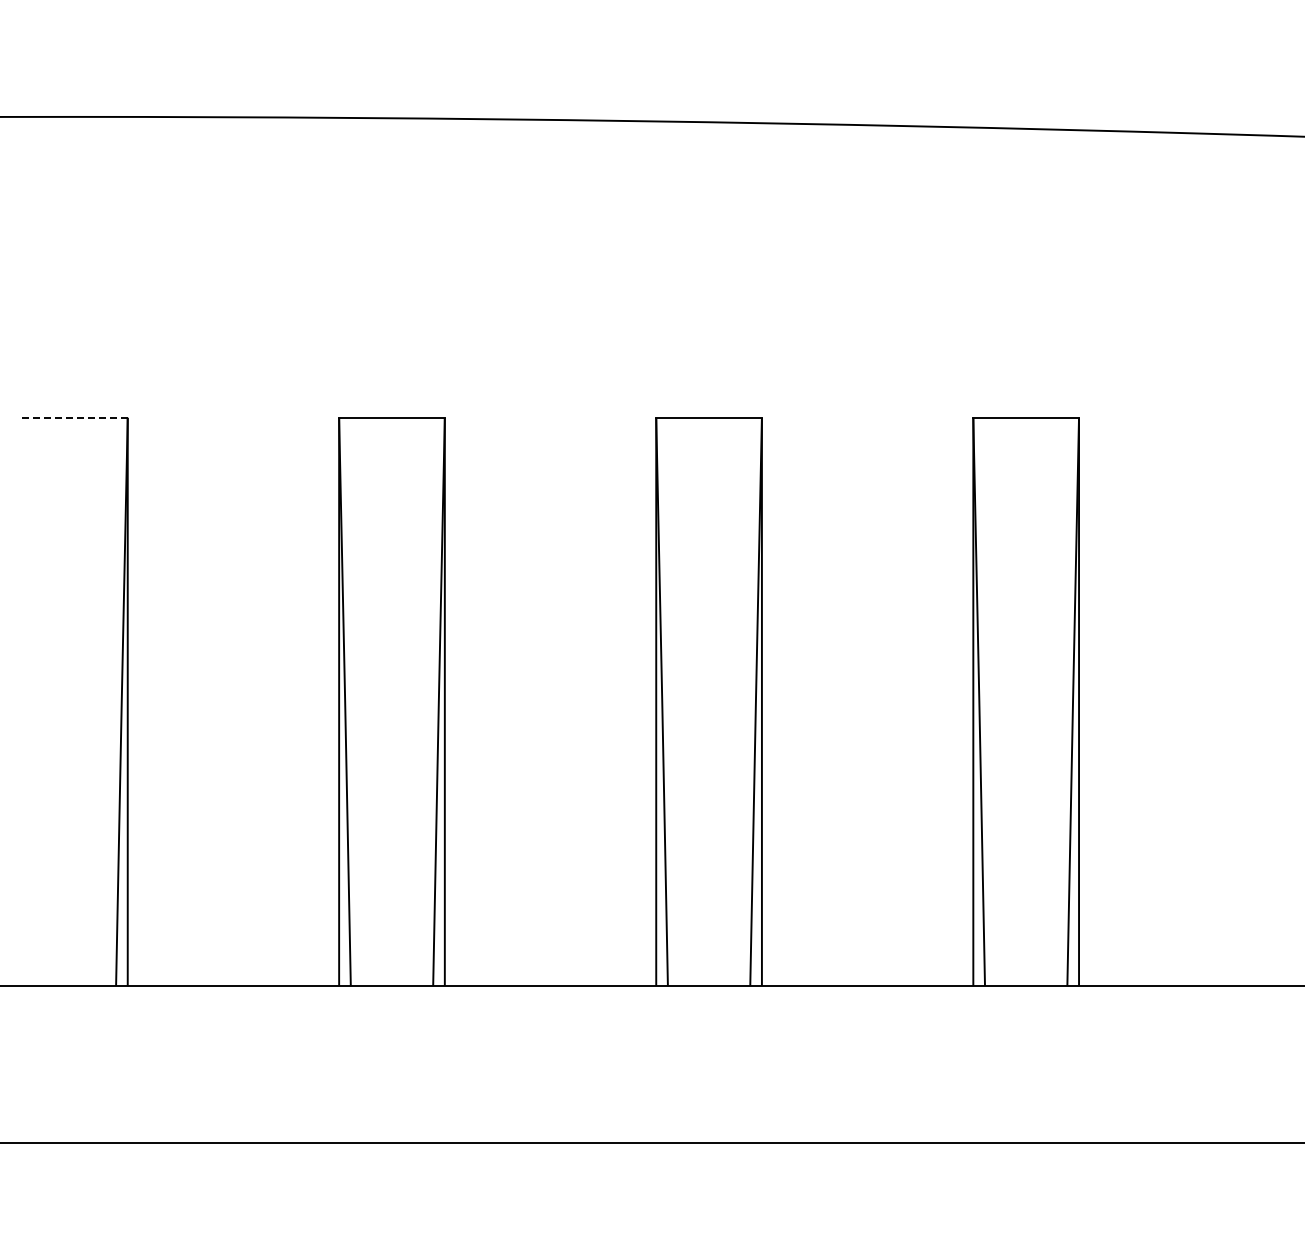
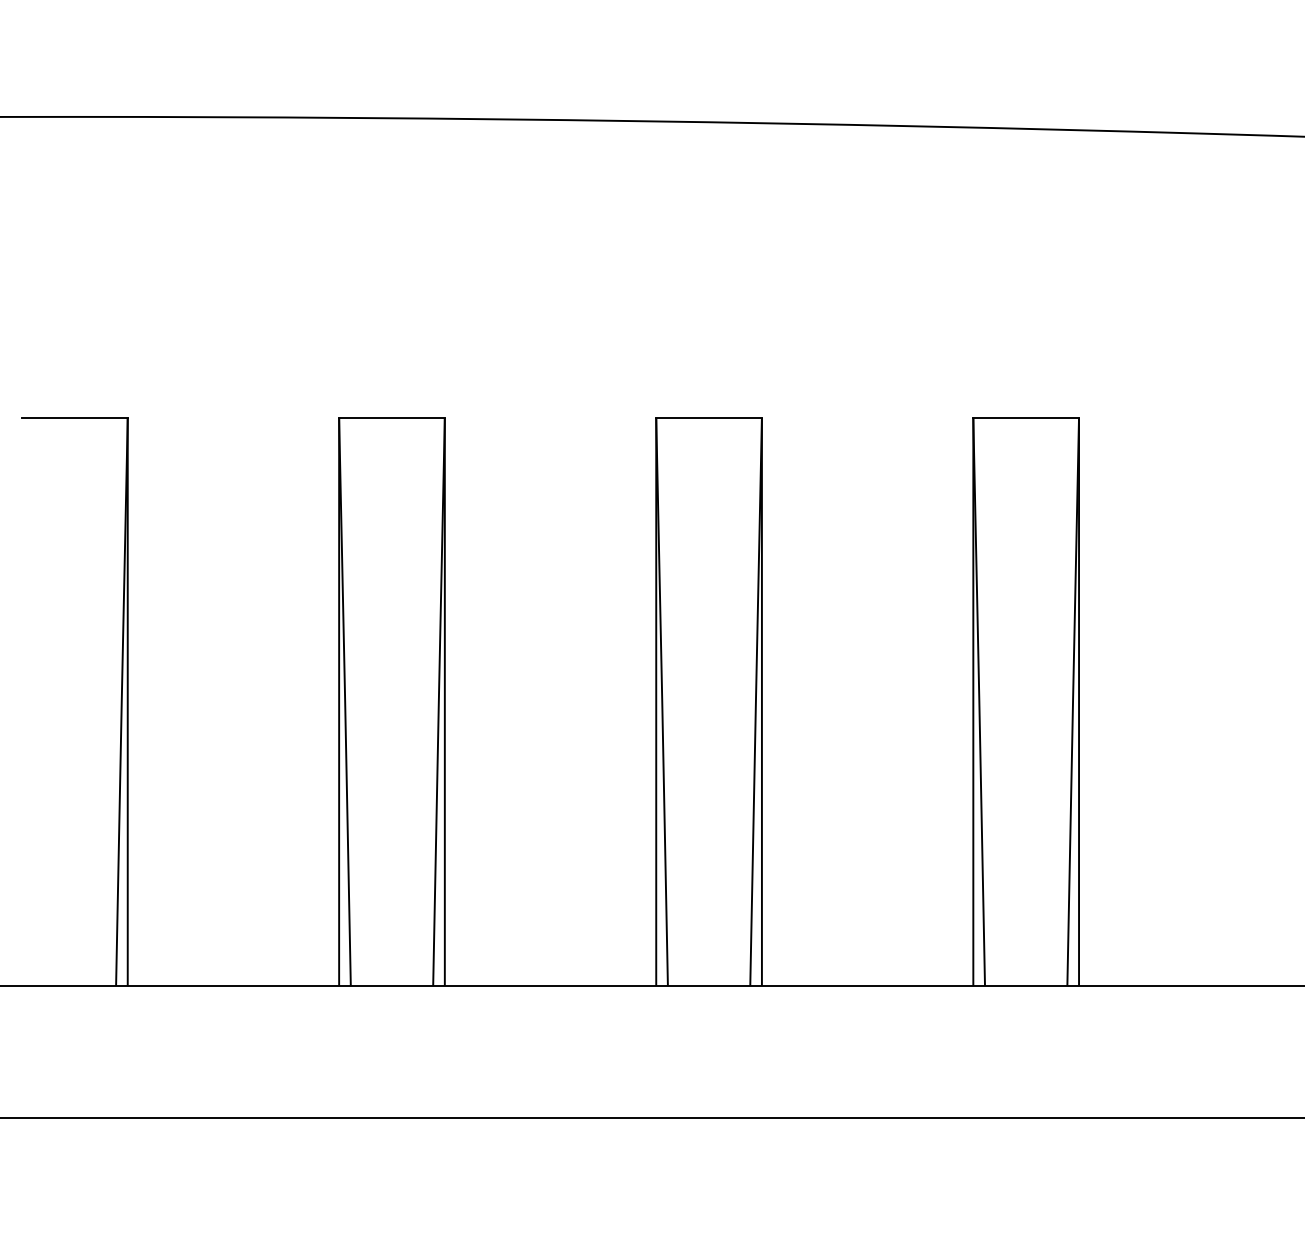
line: dashed -> solid (74, 417)
line position: (651, 1143) -> (651, 1118) (651, 1118)
